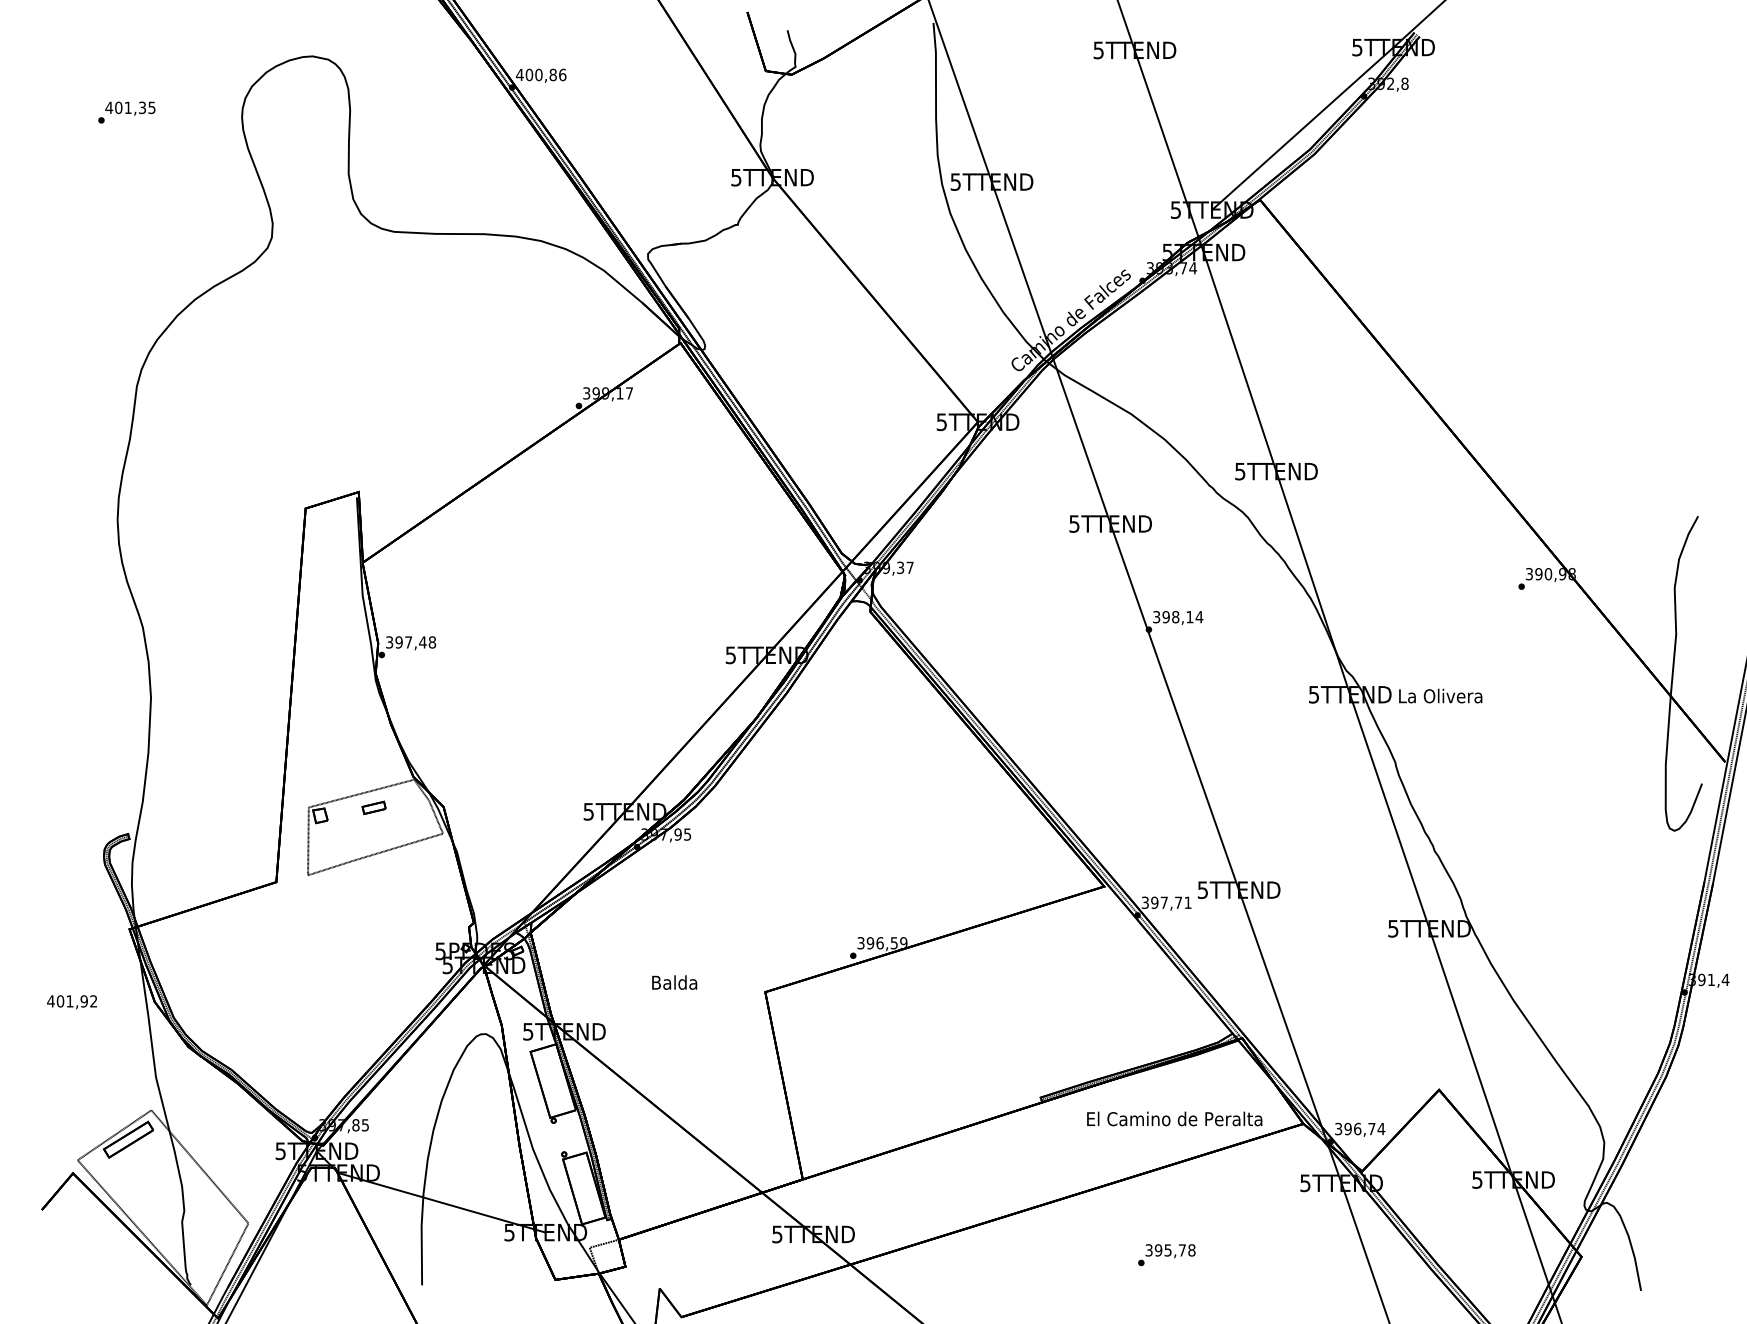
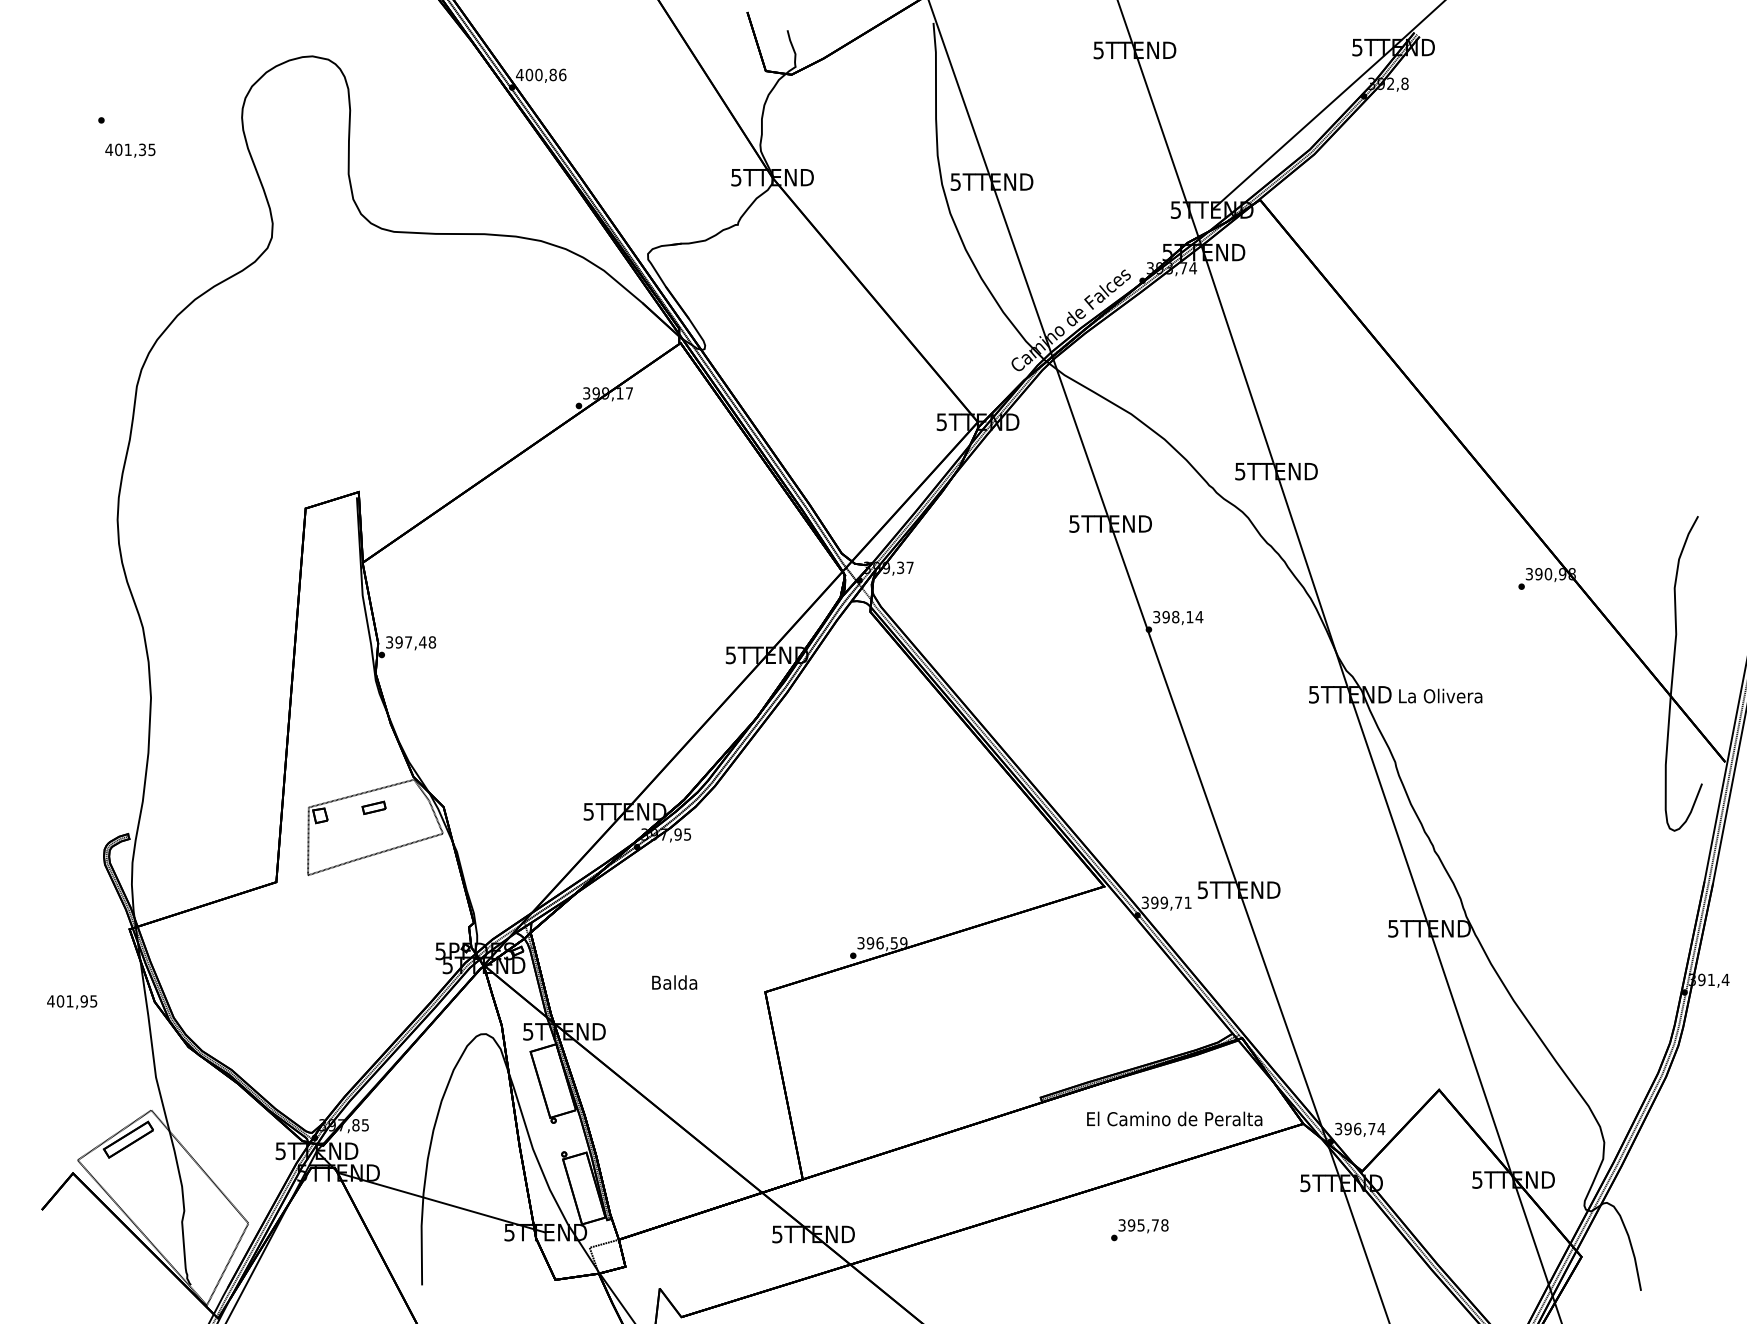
text position: (130, 108) -> (130, 150) (130, 150)
text: 397,71 -> 399,71 (1163, 902)
text: 401,92 -> 401,95 (93, 1001)
text position: (1166, 1255) -> (1139, 1230) (1139, 1230)
